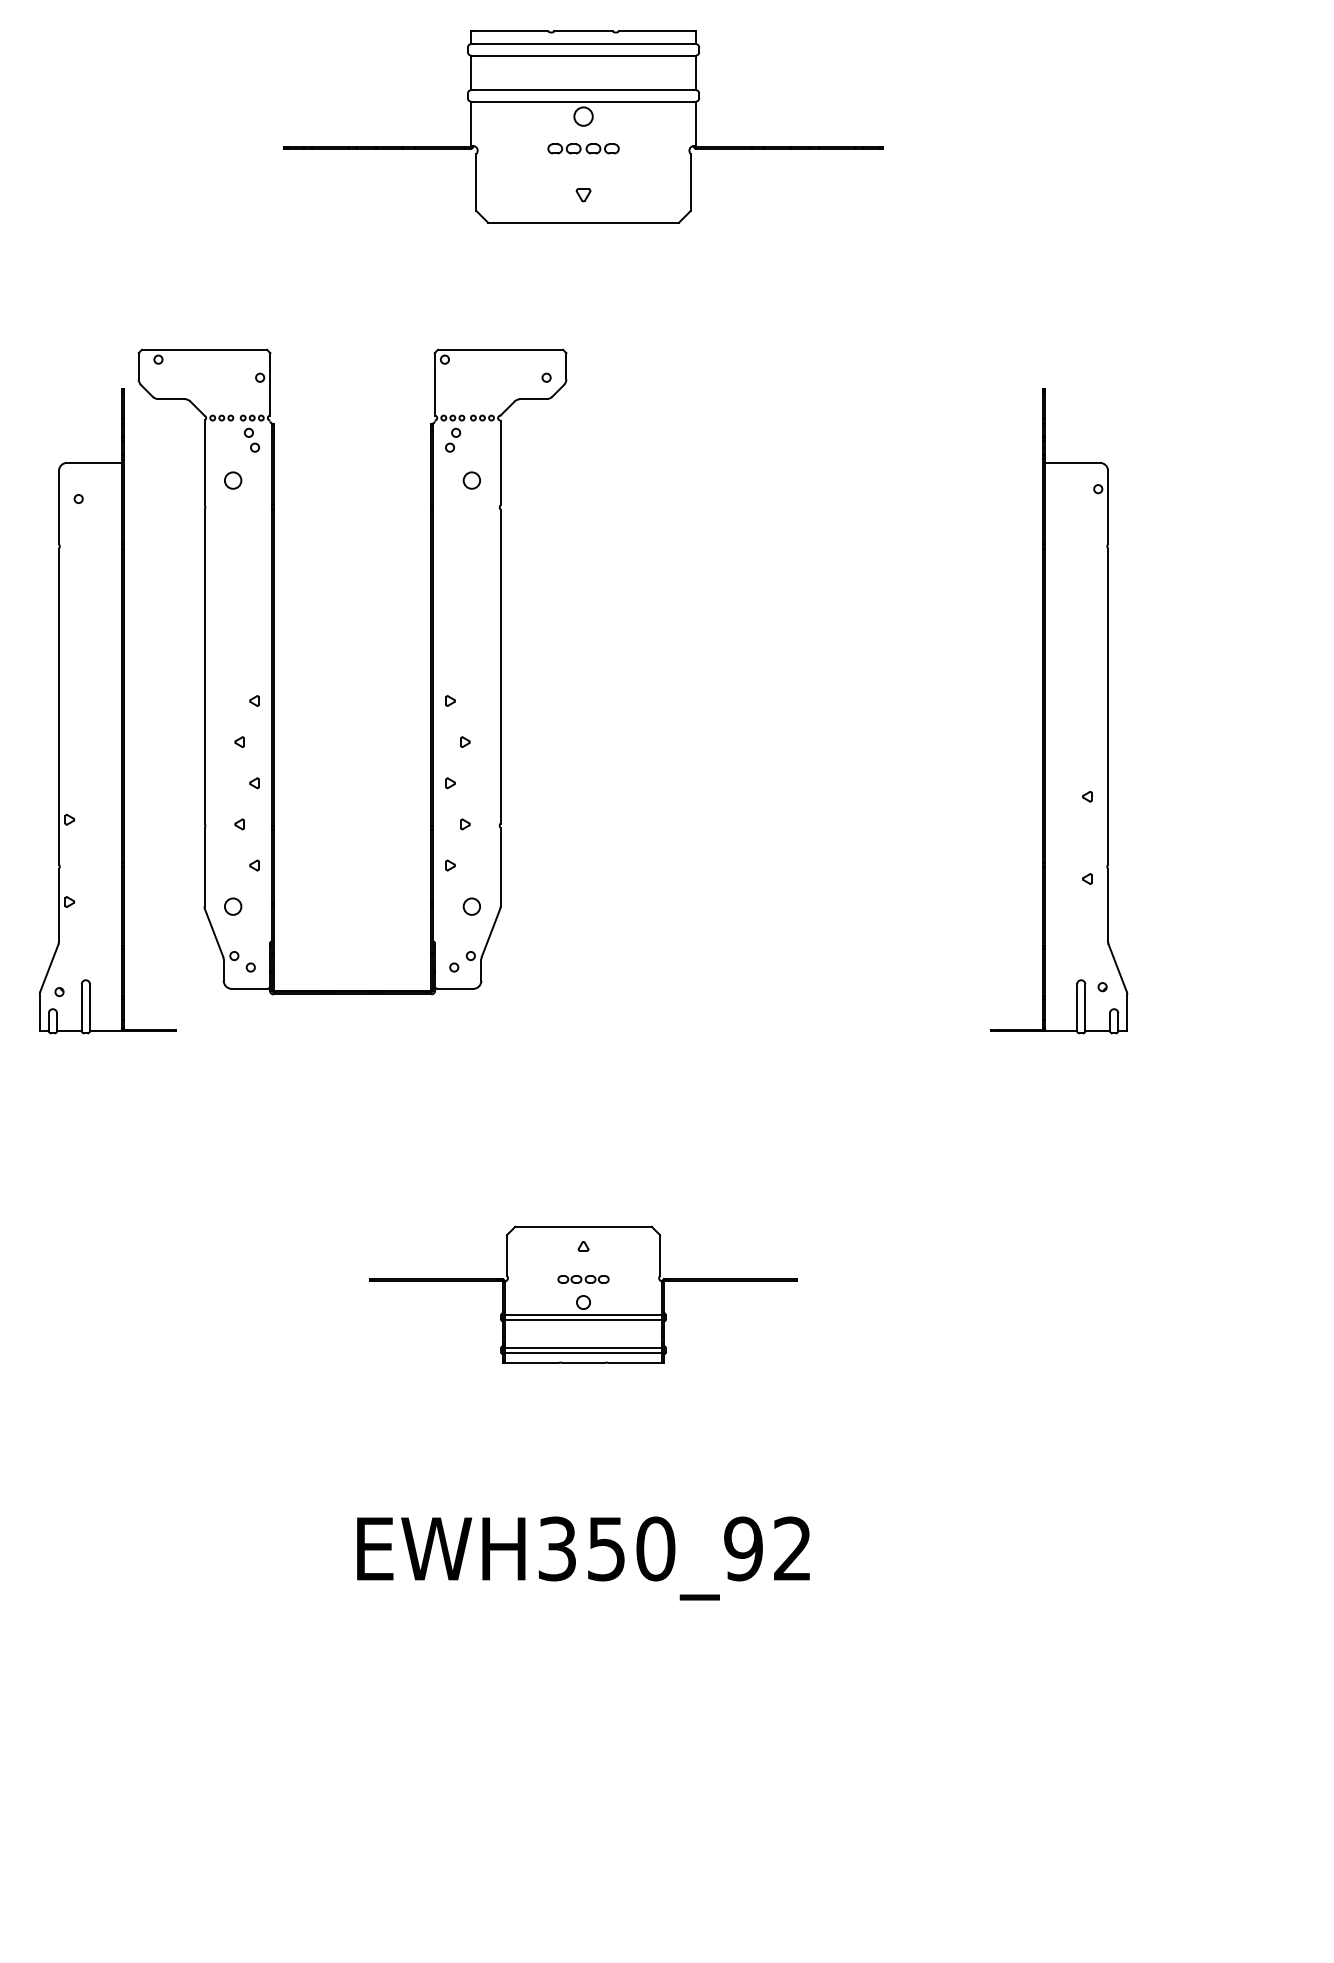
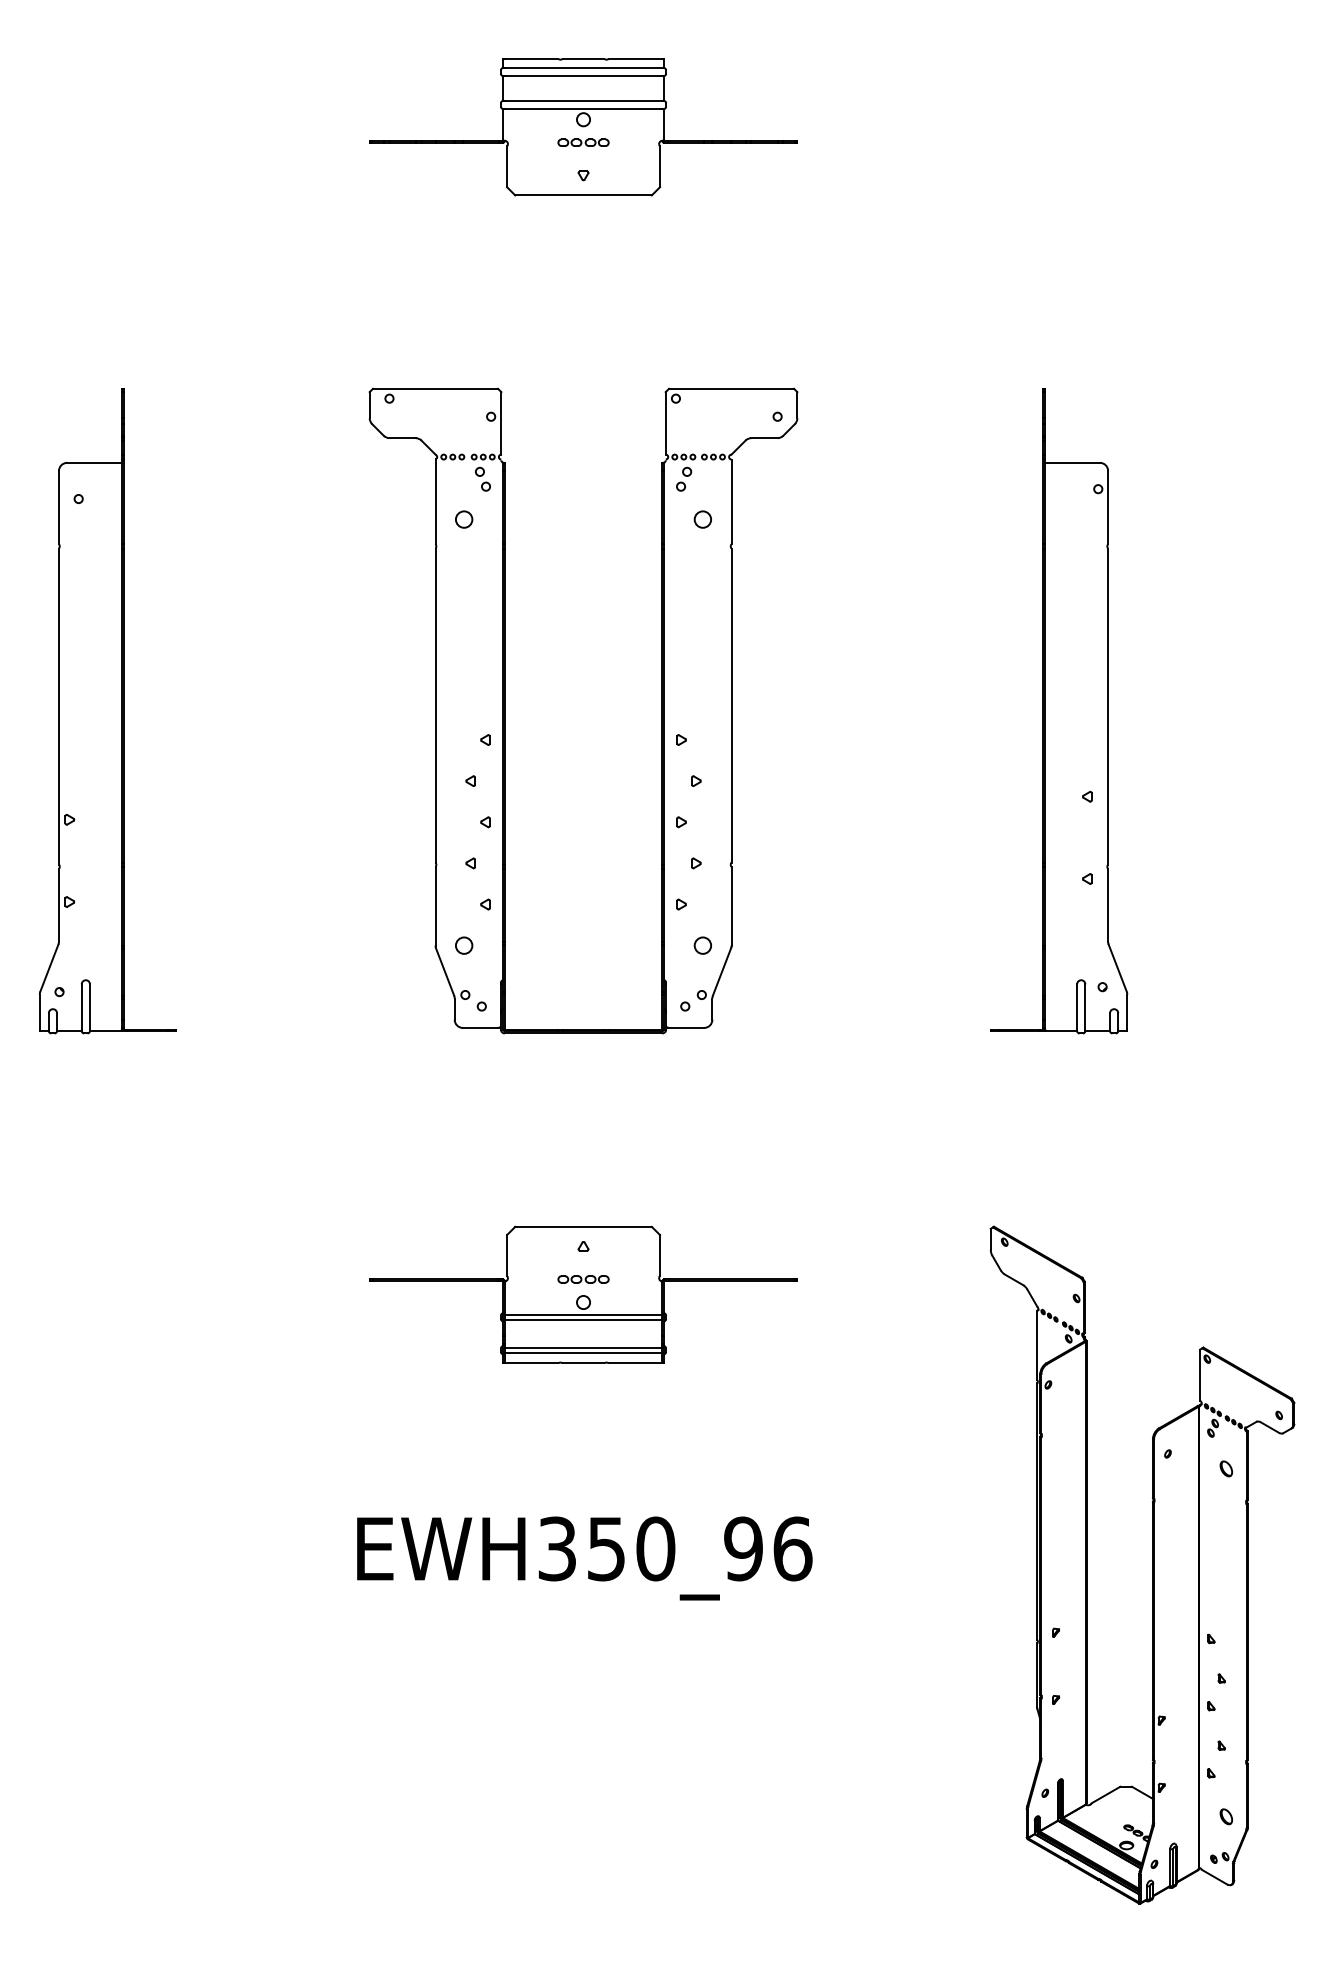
part size: 601x194 px -> 429x139 px (583, 127)
part position: (274, 671) -> (505, 710) (505, 710)
text: EWH350_92 -> EWH350_96 (792, 1548)
part: none -> present (1152, 1564)
